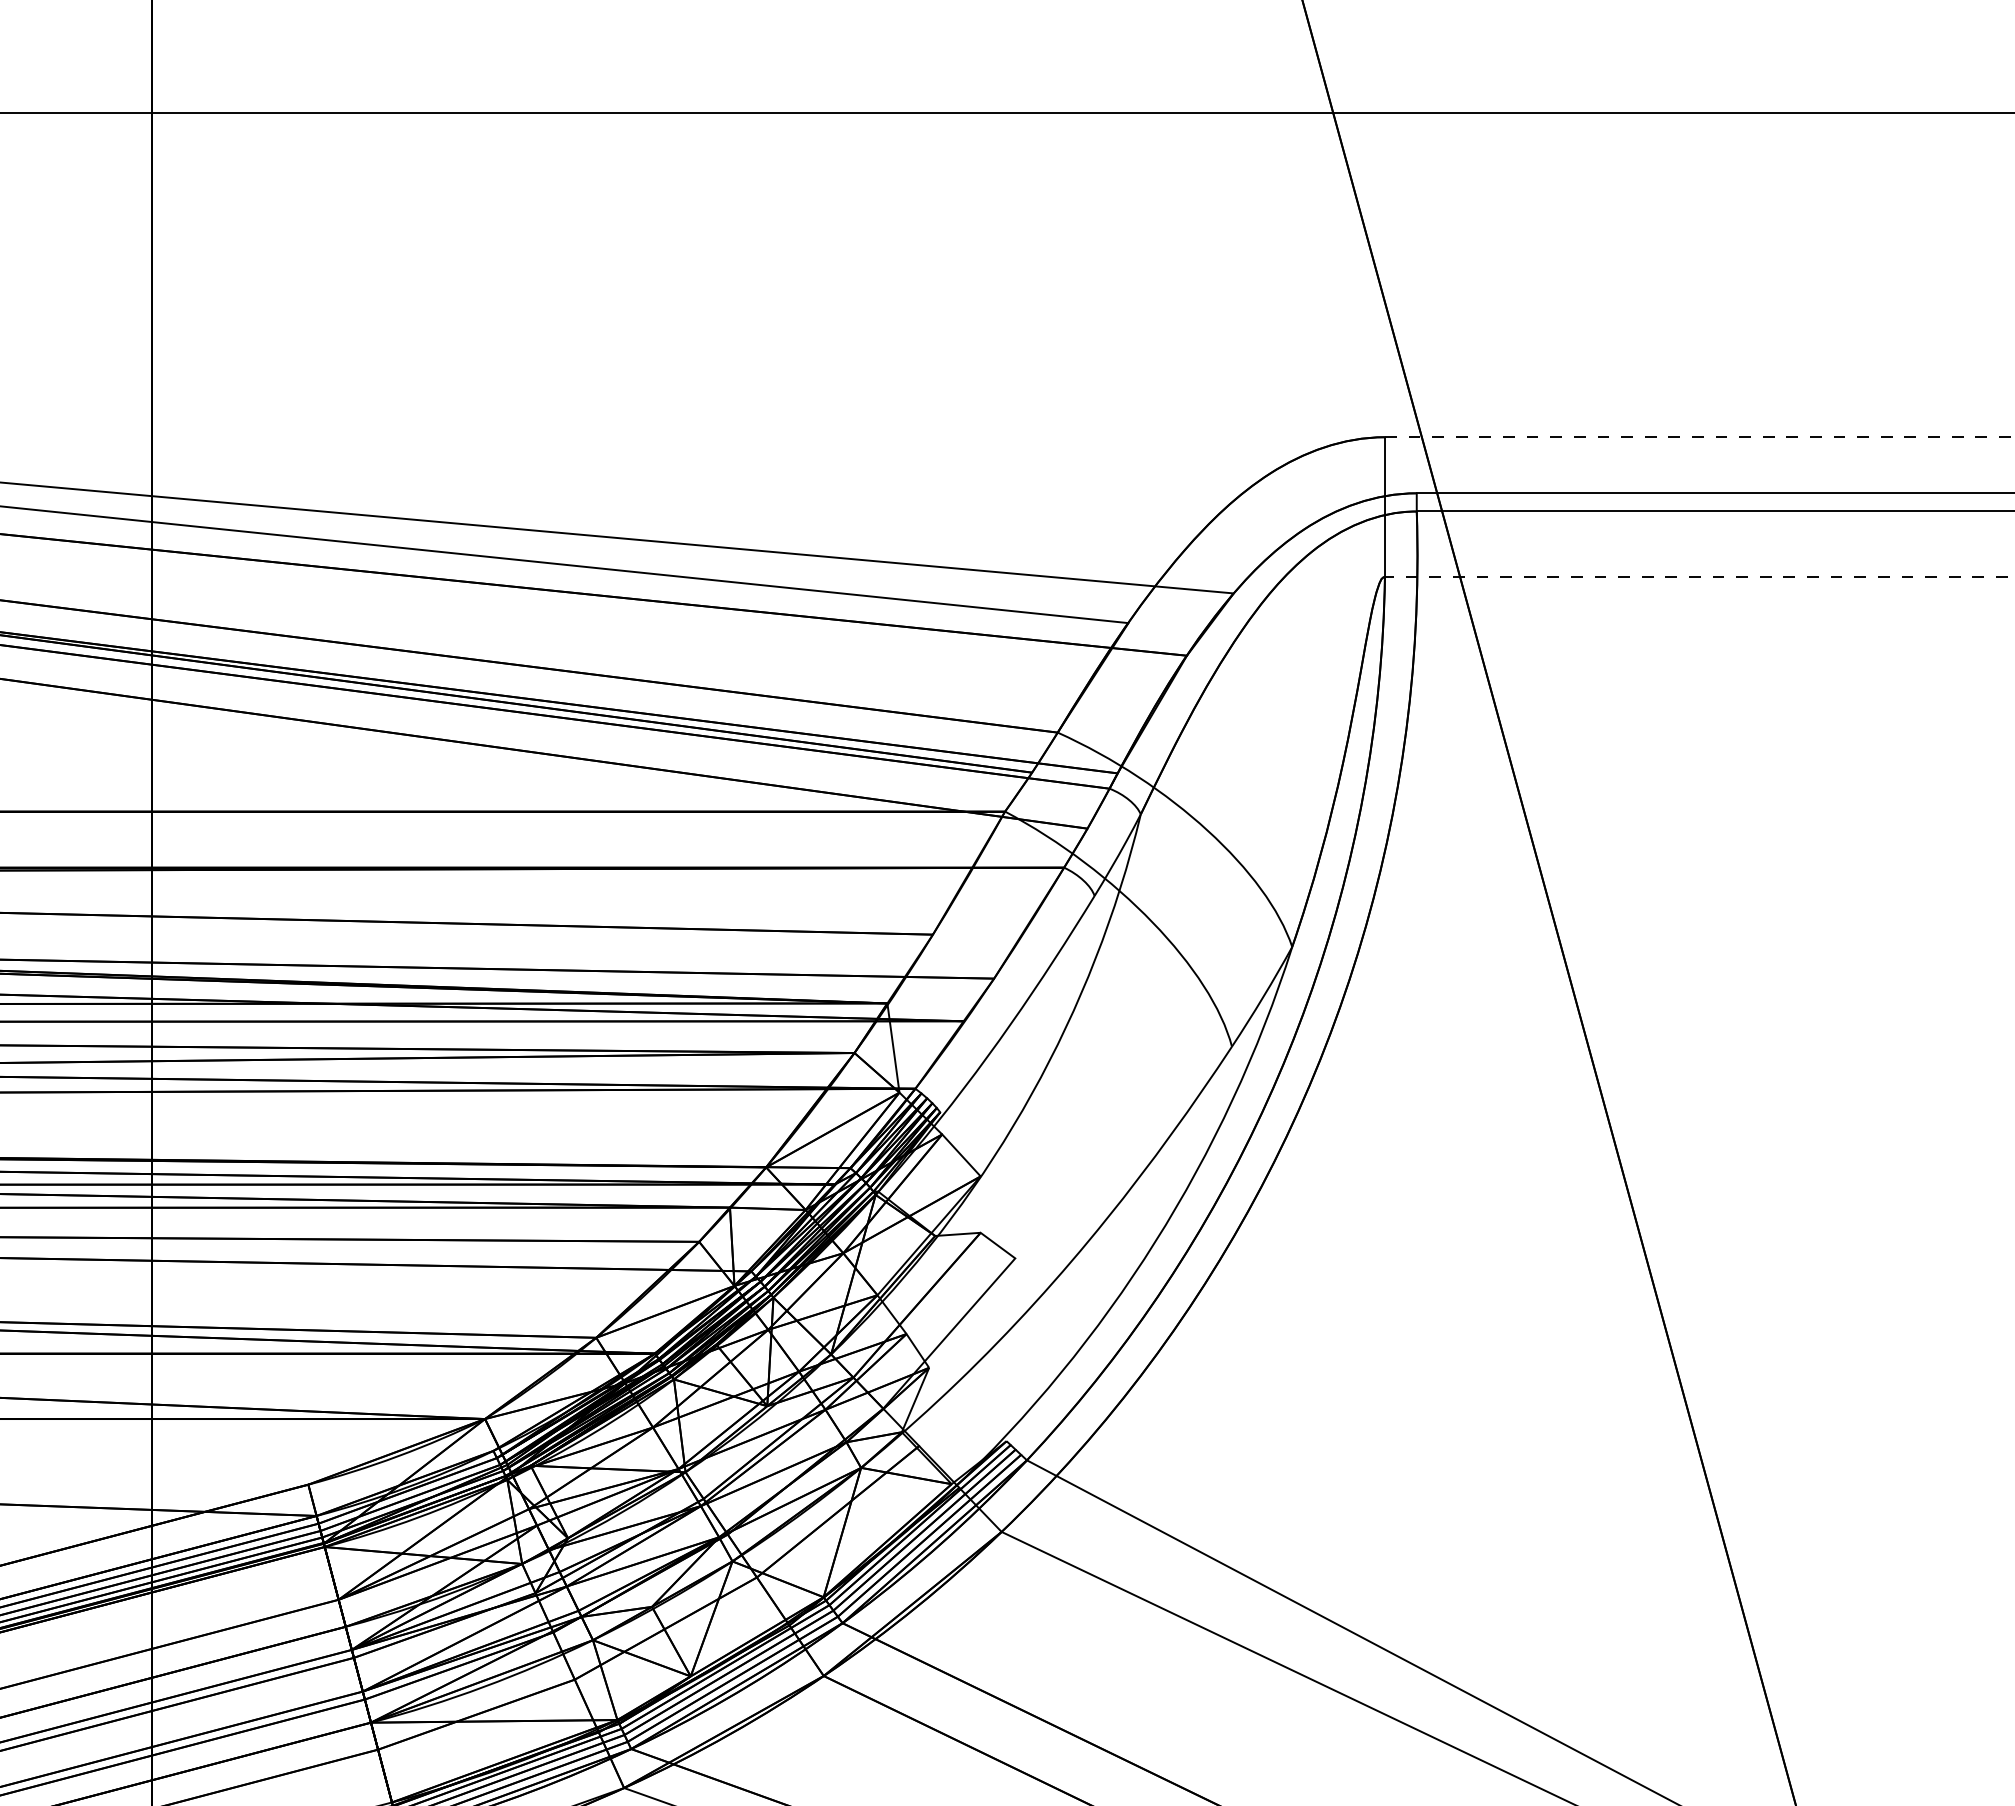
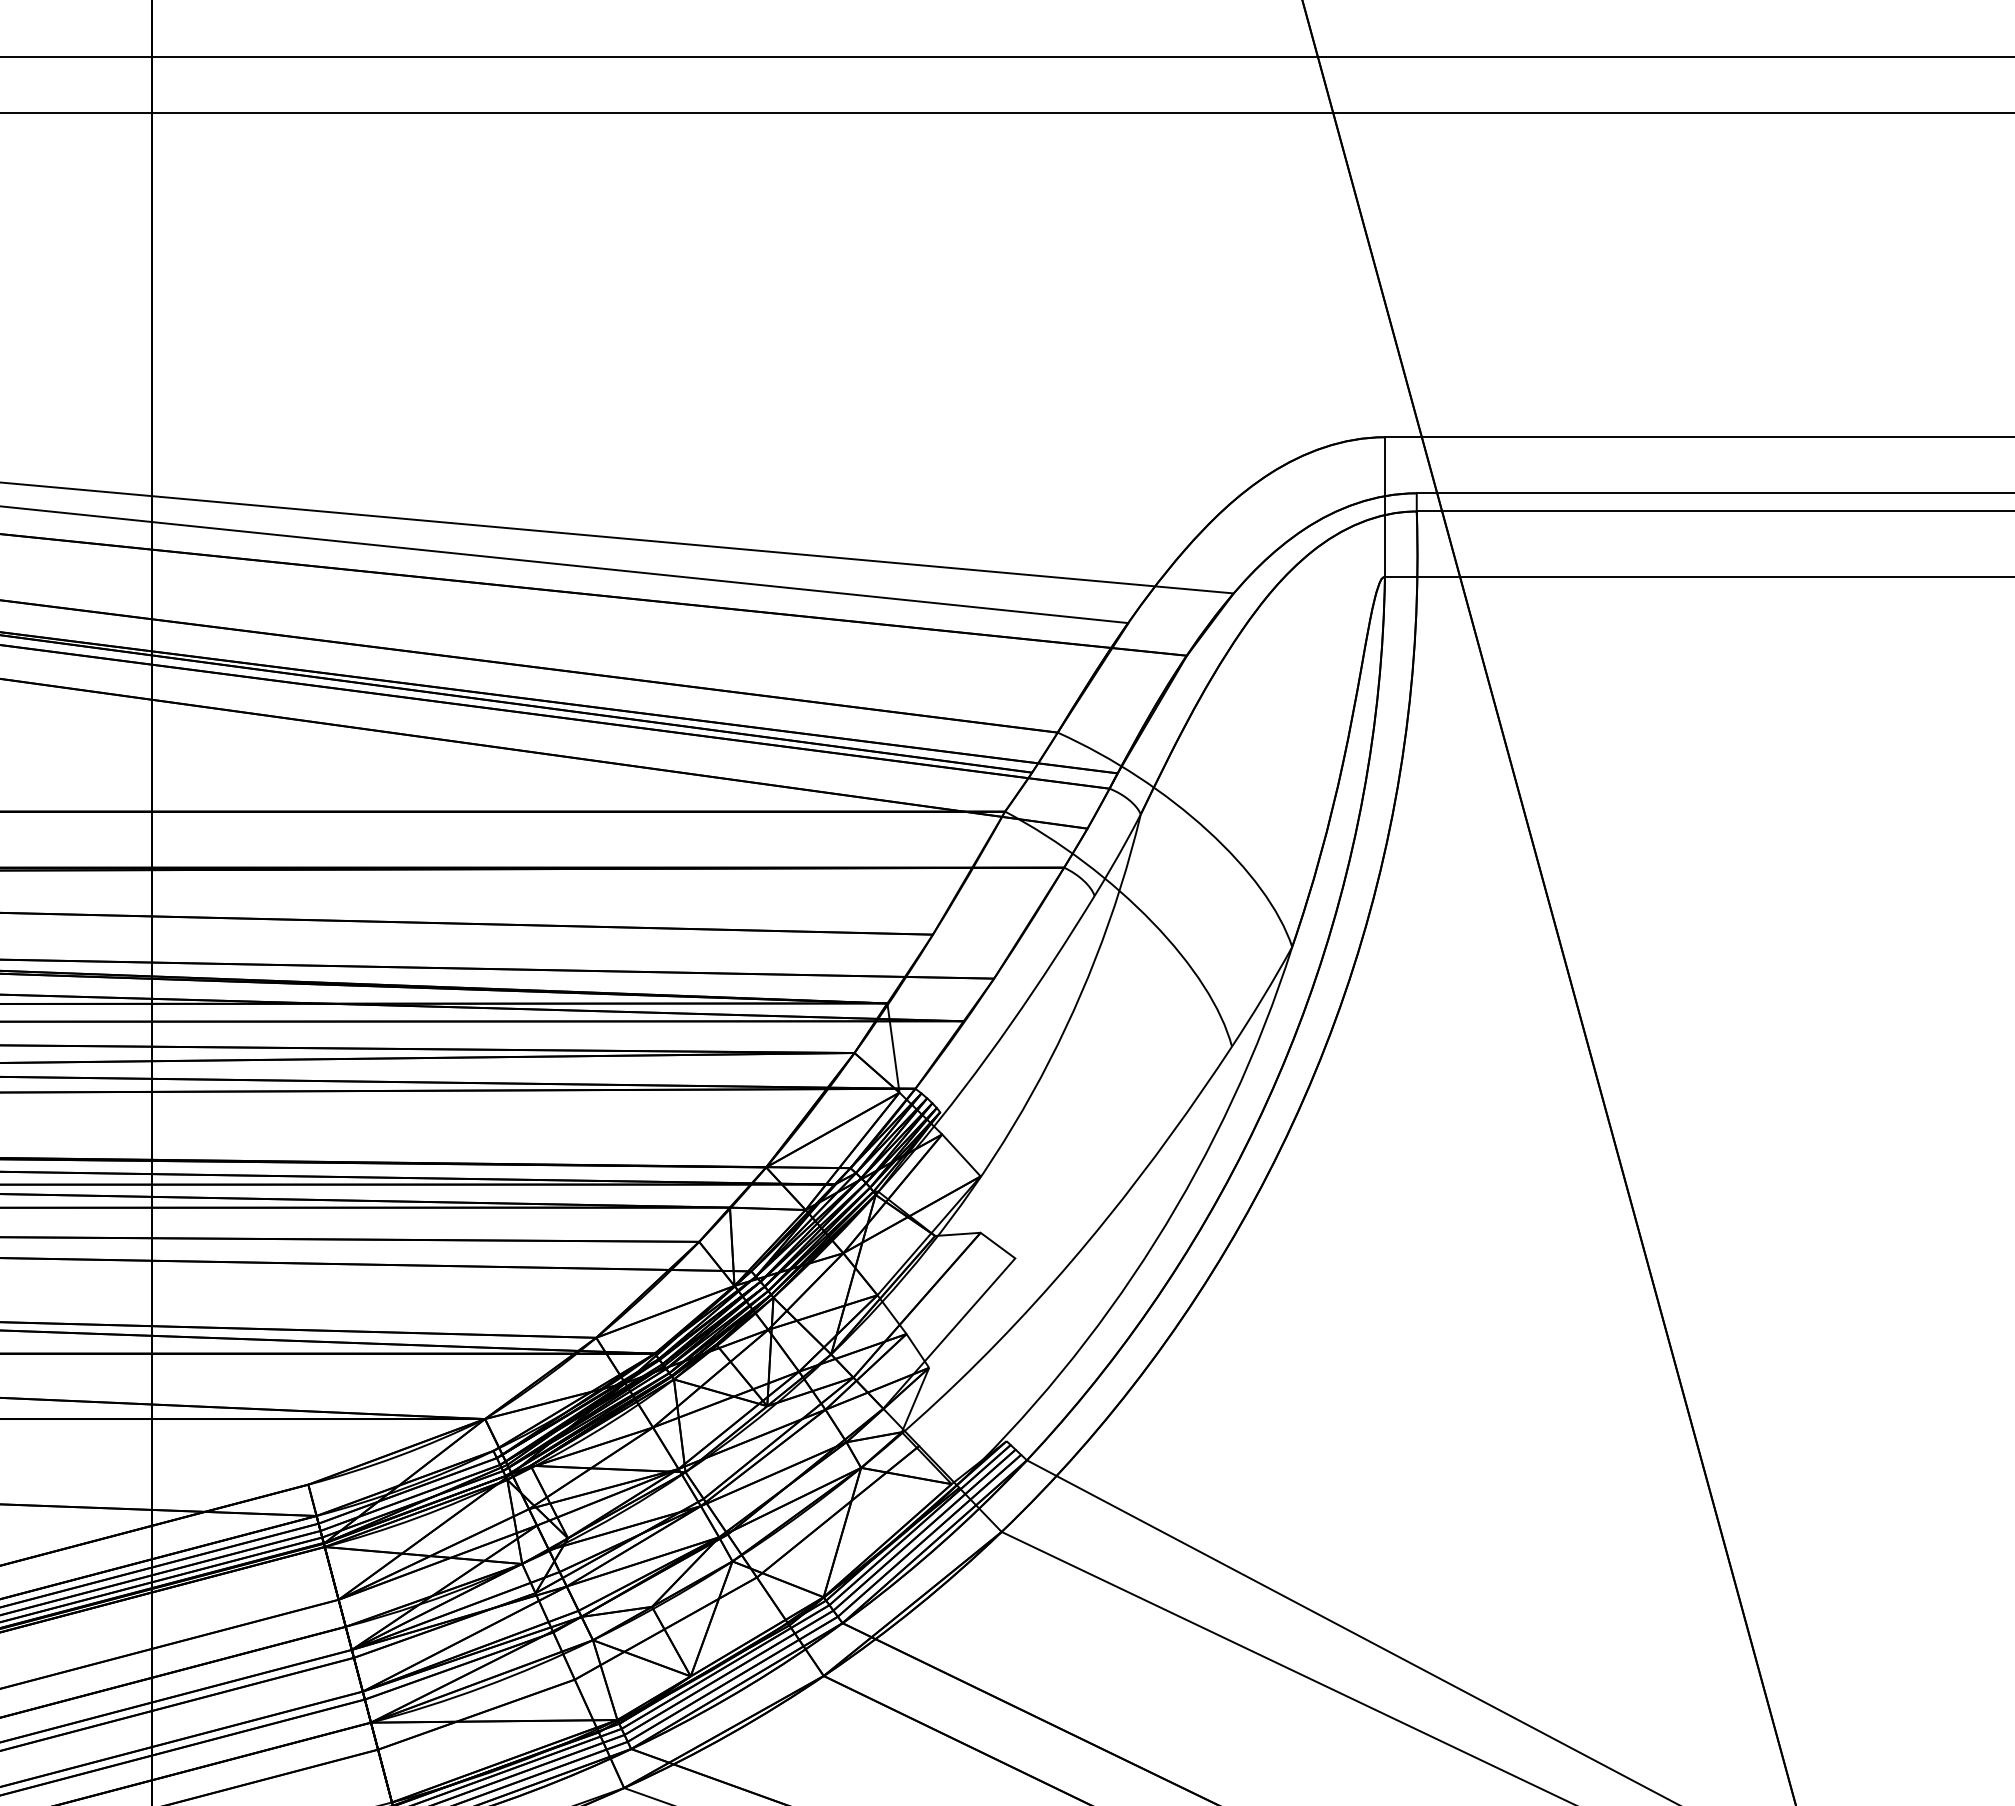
line: none -> present (1006, 57)
line: dashed -> solid (1699, 437)
line: dashed -> solid (1699, 576)
